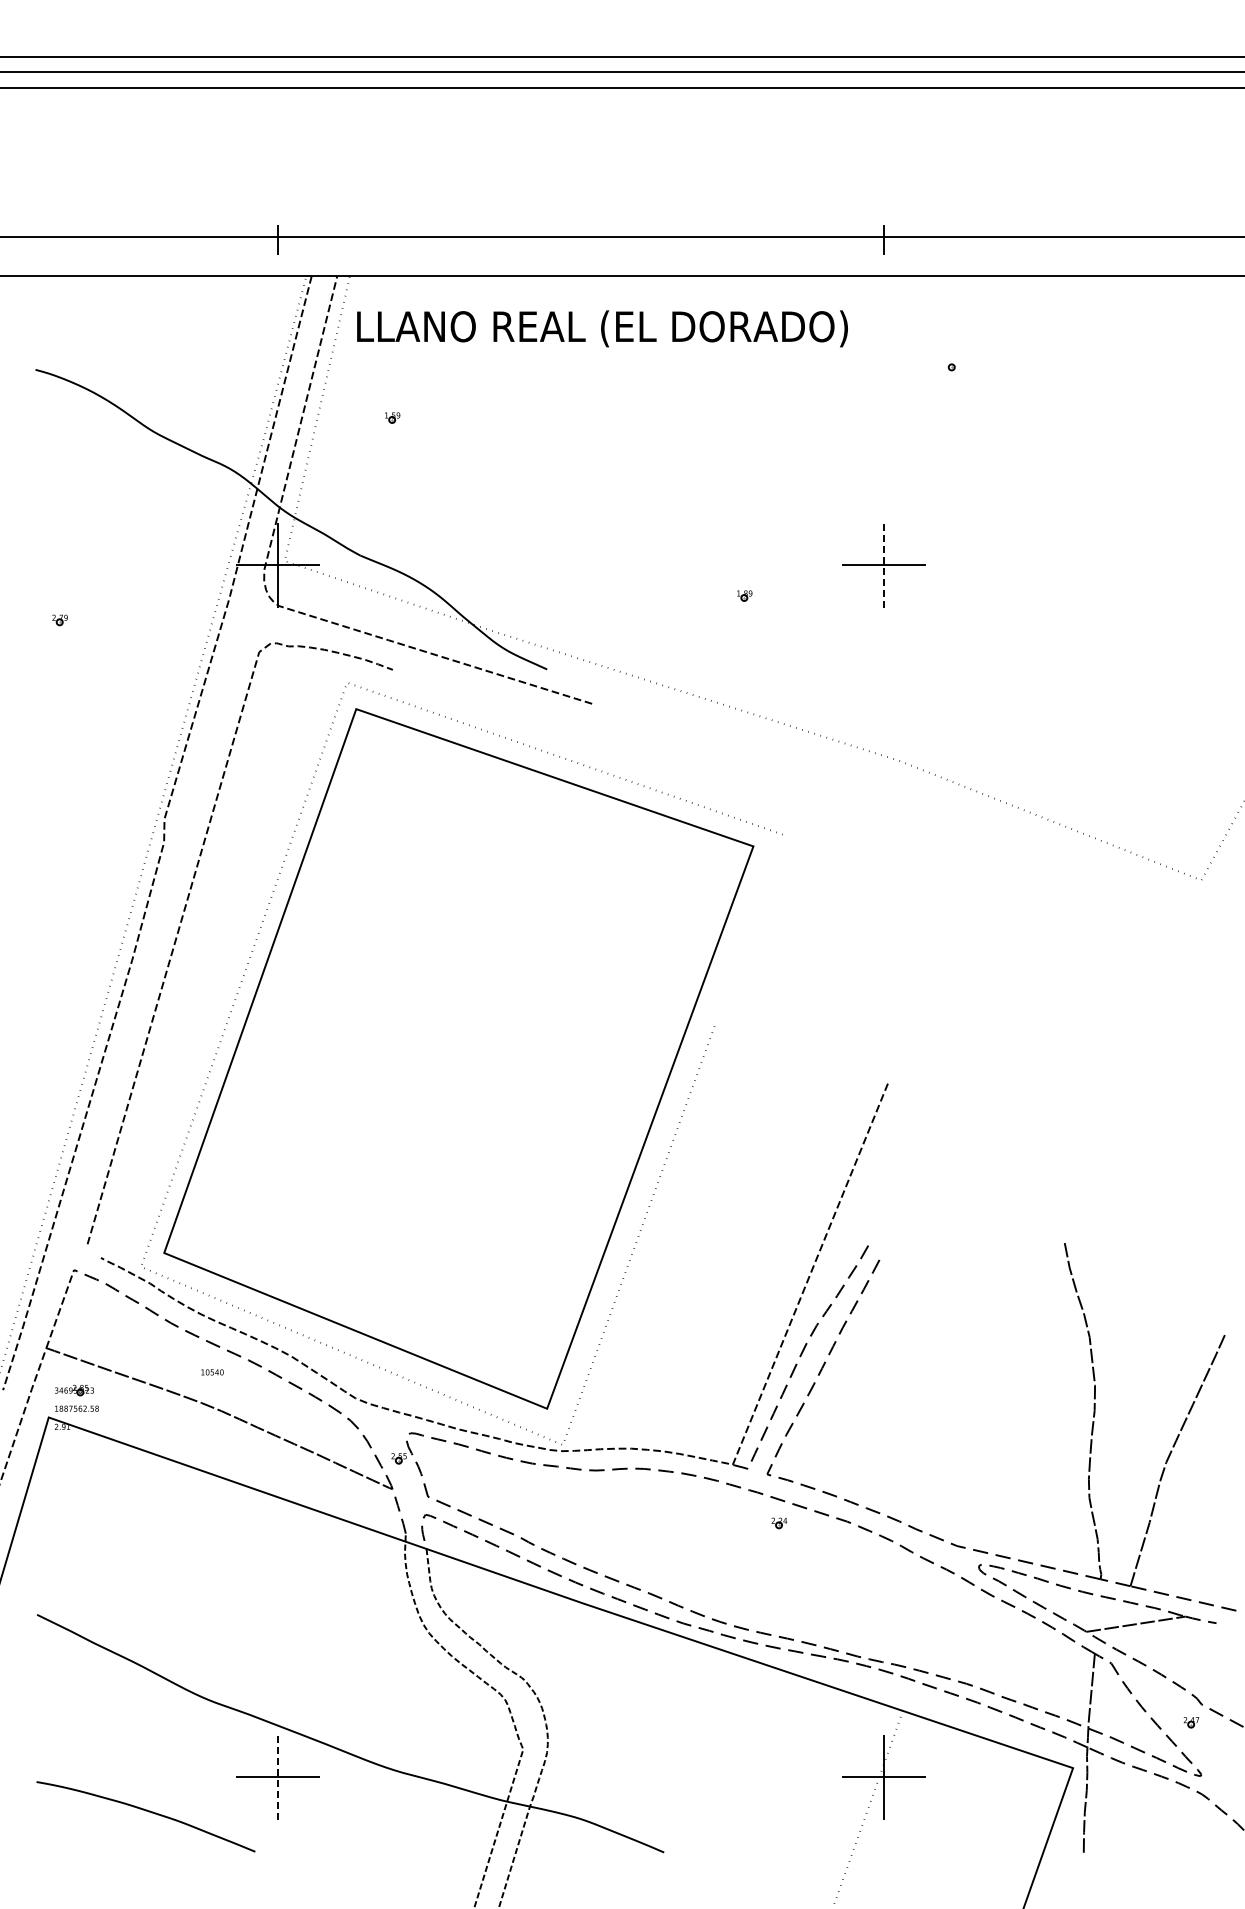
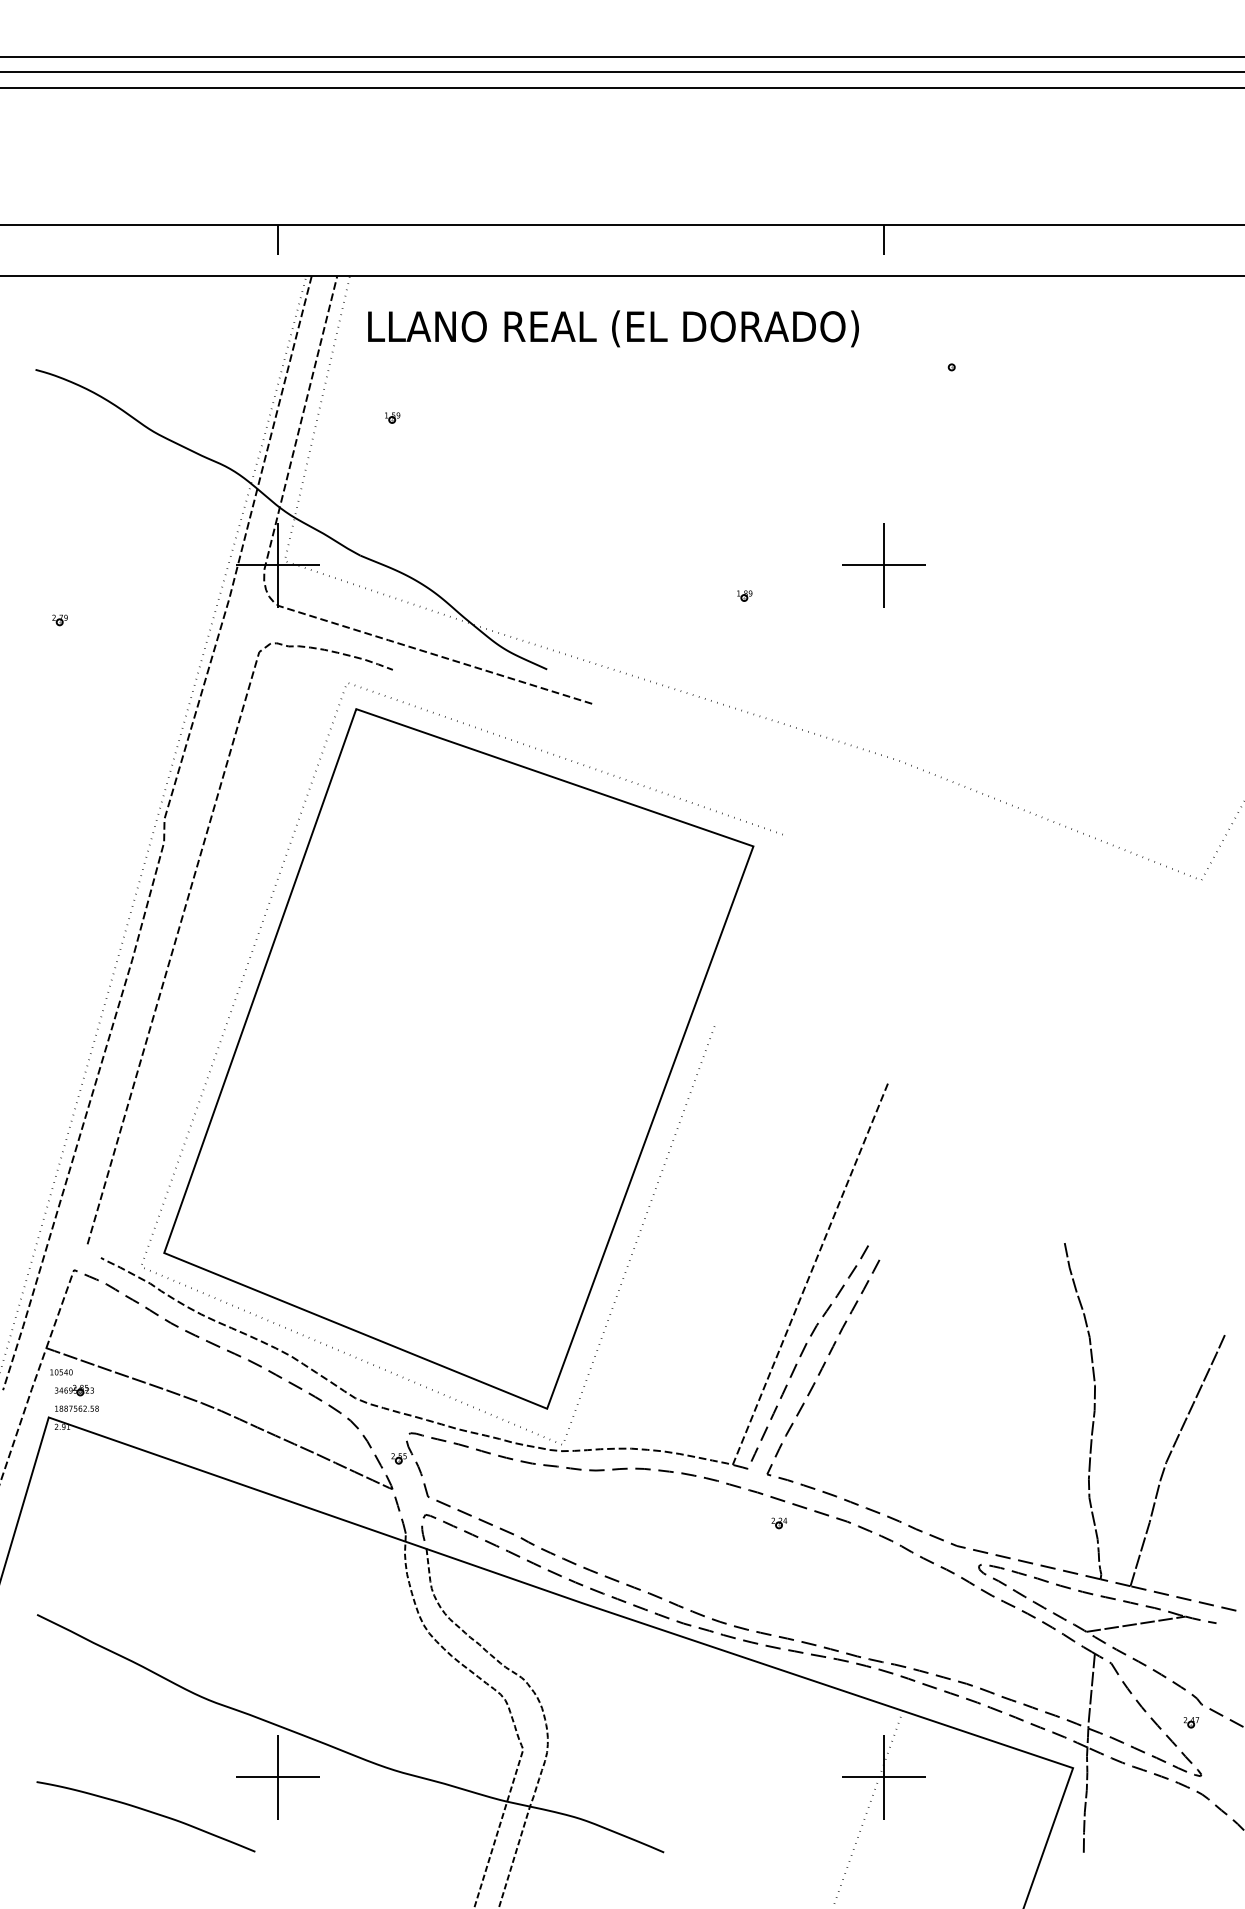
line position: (621, 236) -> (621, 224) (621, 224)
text position: (602, 328) -> (613, 328) (613, 328)
line: dashed -> solid (883, 565)
text position: (212, 1372) -> (61, 1372) (61, 1372)
line: dashed -> solid (277, 1777)
